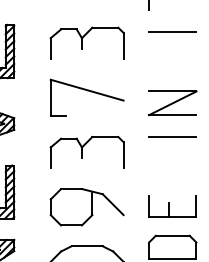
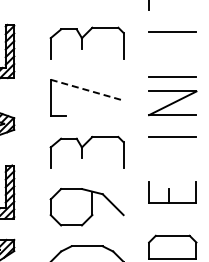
line: none -> present (172, 76)
line: solid -> dashed (87, 90)
part position: (172, 206) -> (172, 192) (172, 192)
